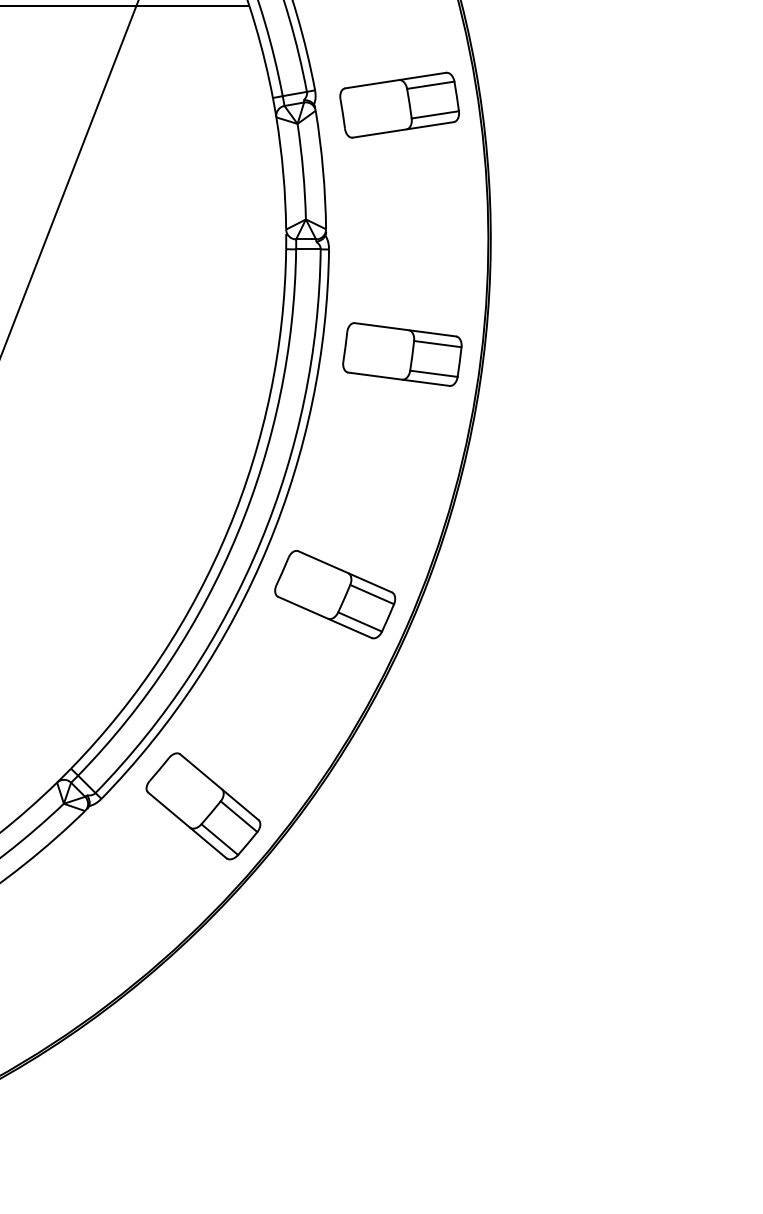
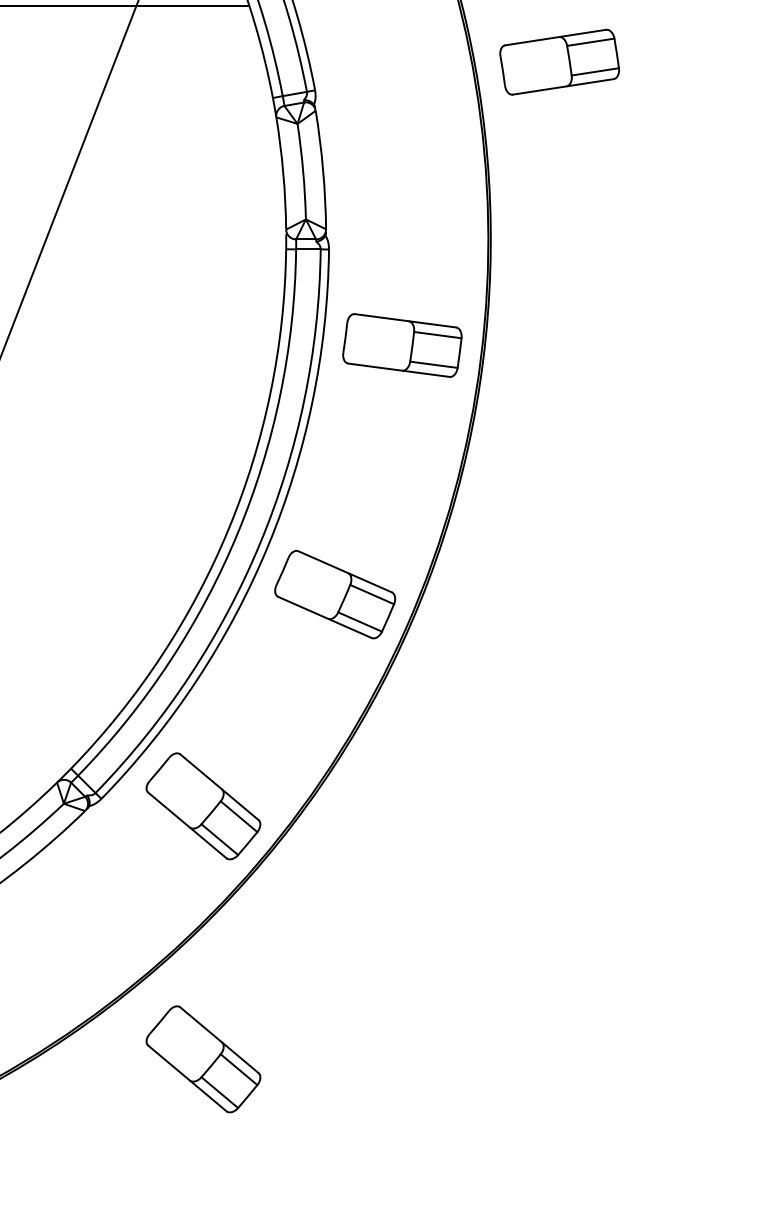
part position: (399, 104) -> (559, 61) (559, 61)
part position: (402, 354) -> (402, 345) (402, 345)
part: none -> present (203, 1059)
